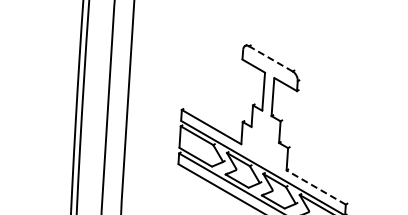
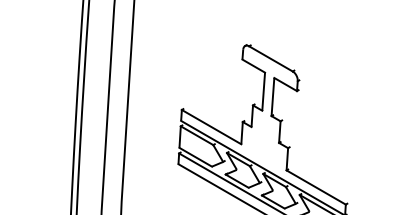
line: dashed -> solid (270, 58)
line: dashed -> solid (315, 187)
